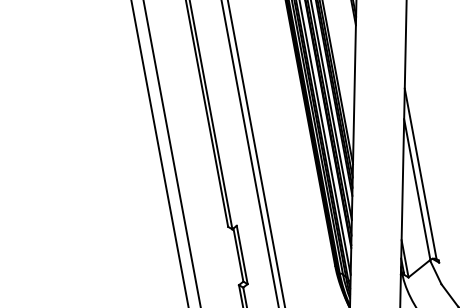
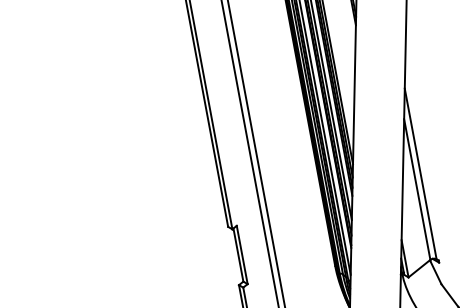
line: present -> none (159, 153)
line: present -> none (171, 153)
